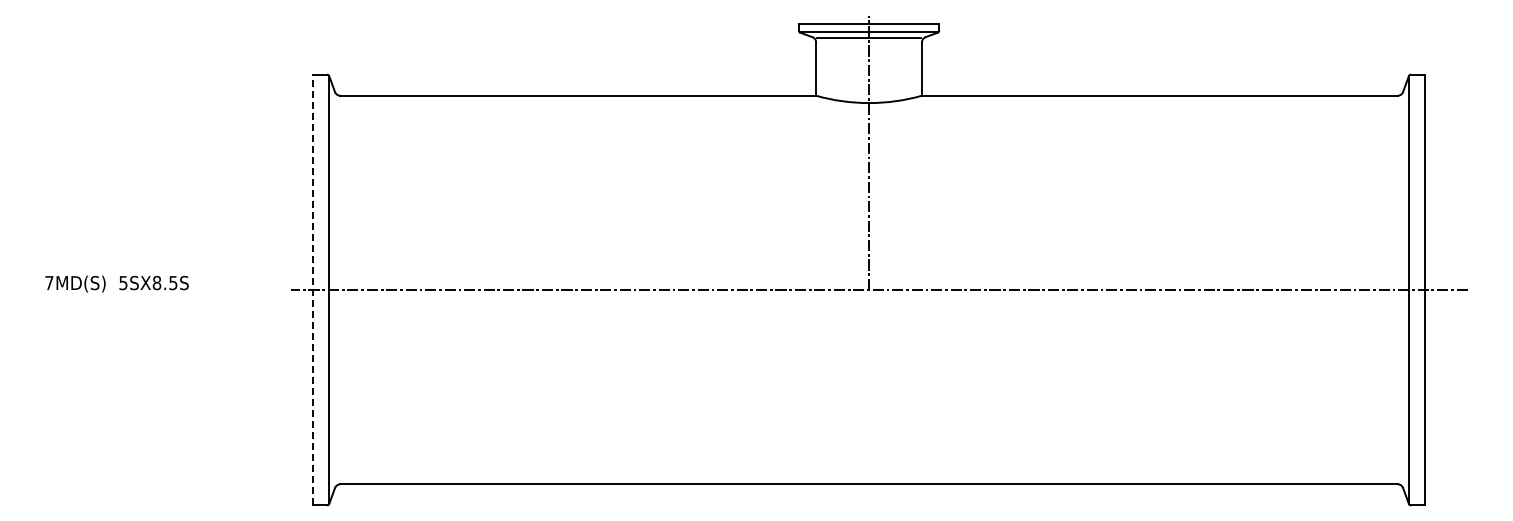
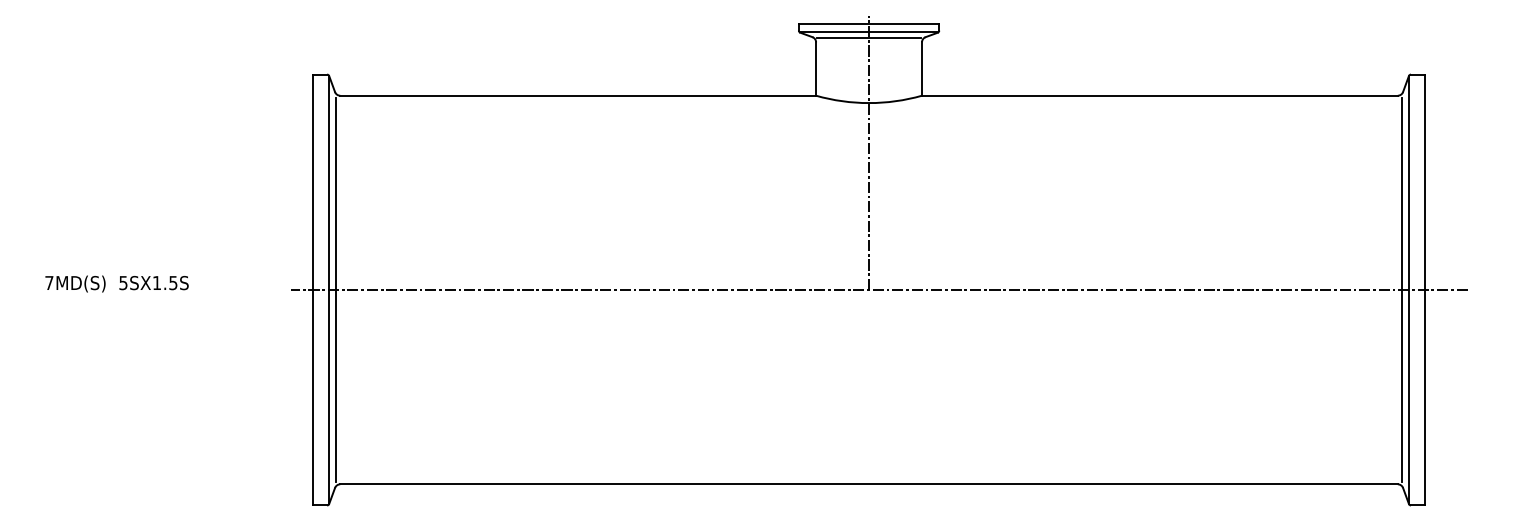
text: 5SX8.5S -> 5SX1.5S (156, 283)
line: dashed -> solid (313, 289)
line: none -> present (336, 290)
line: none -> present (1401, 290)
